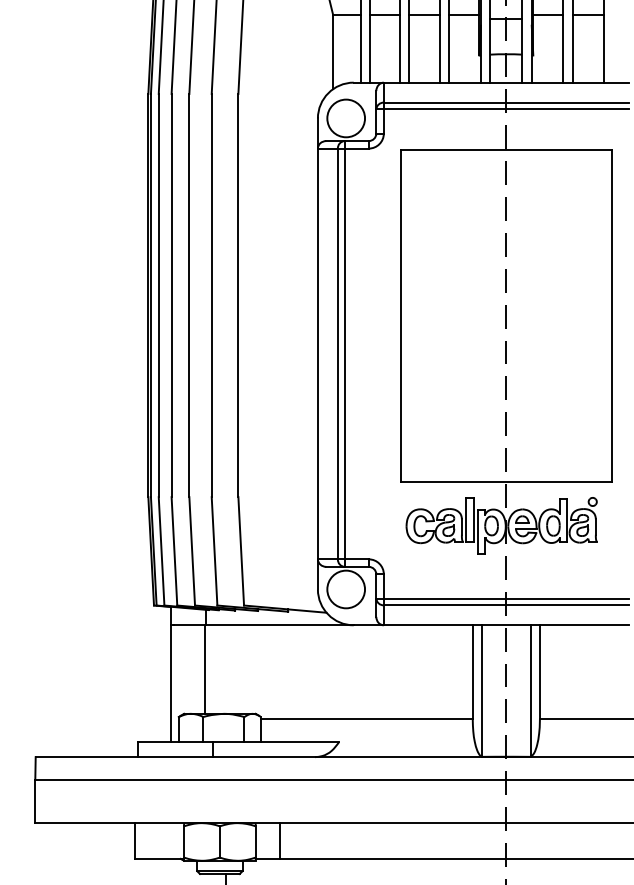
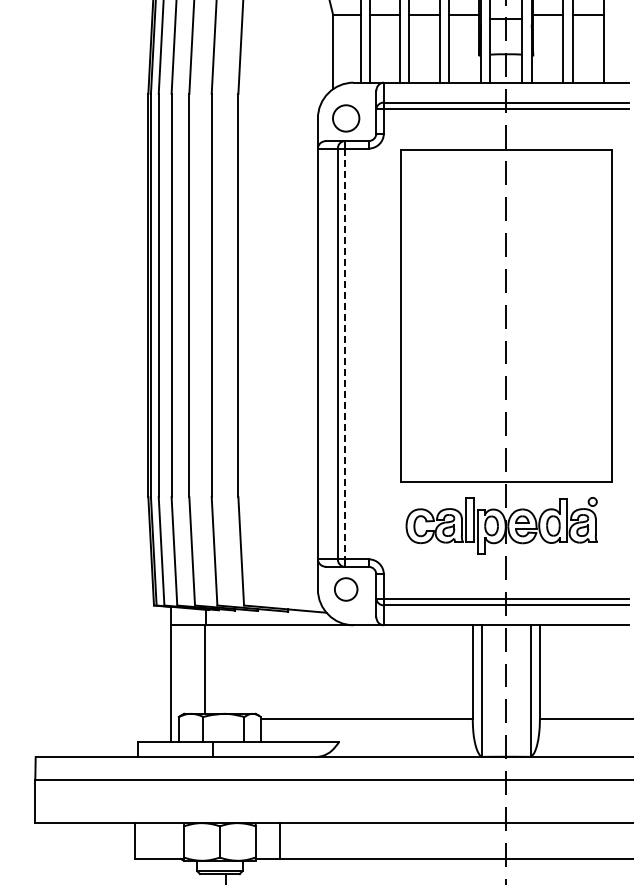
circle diameter: 38 px -> 26 px (345, 118)
line: solid -> dashed (344, 354)
circle diameter: 38 px -> 23 px (345, 589)
